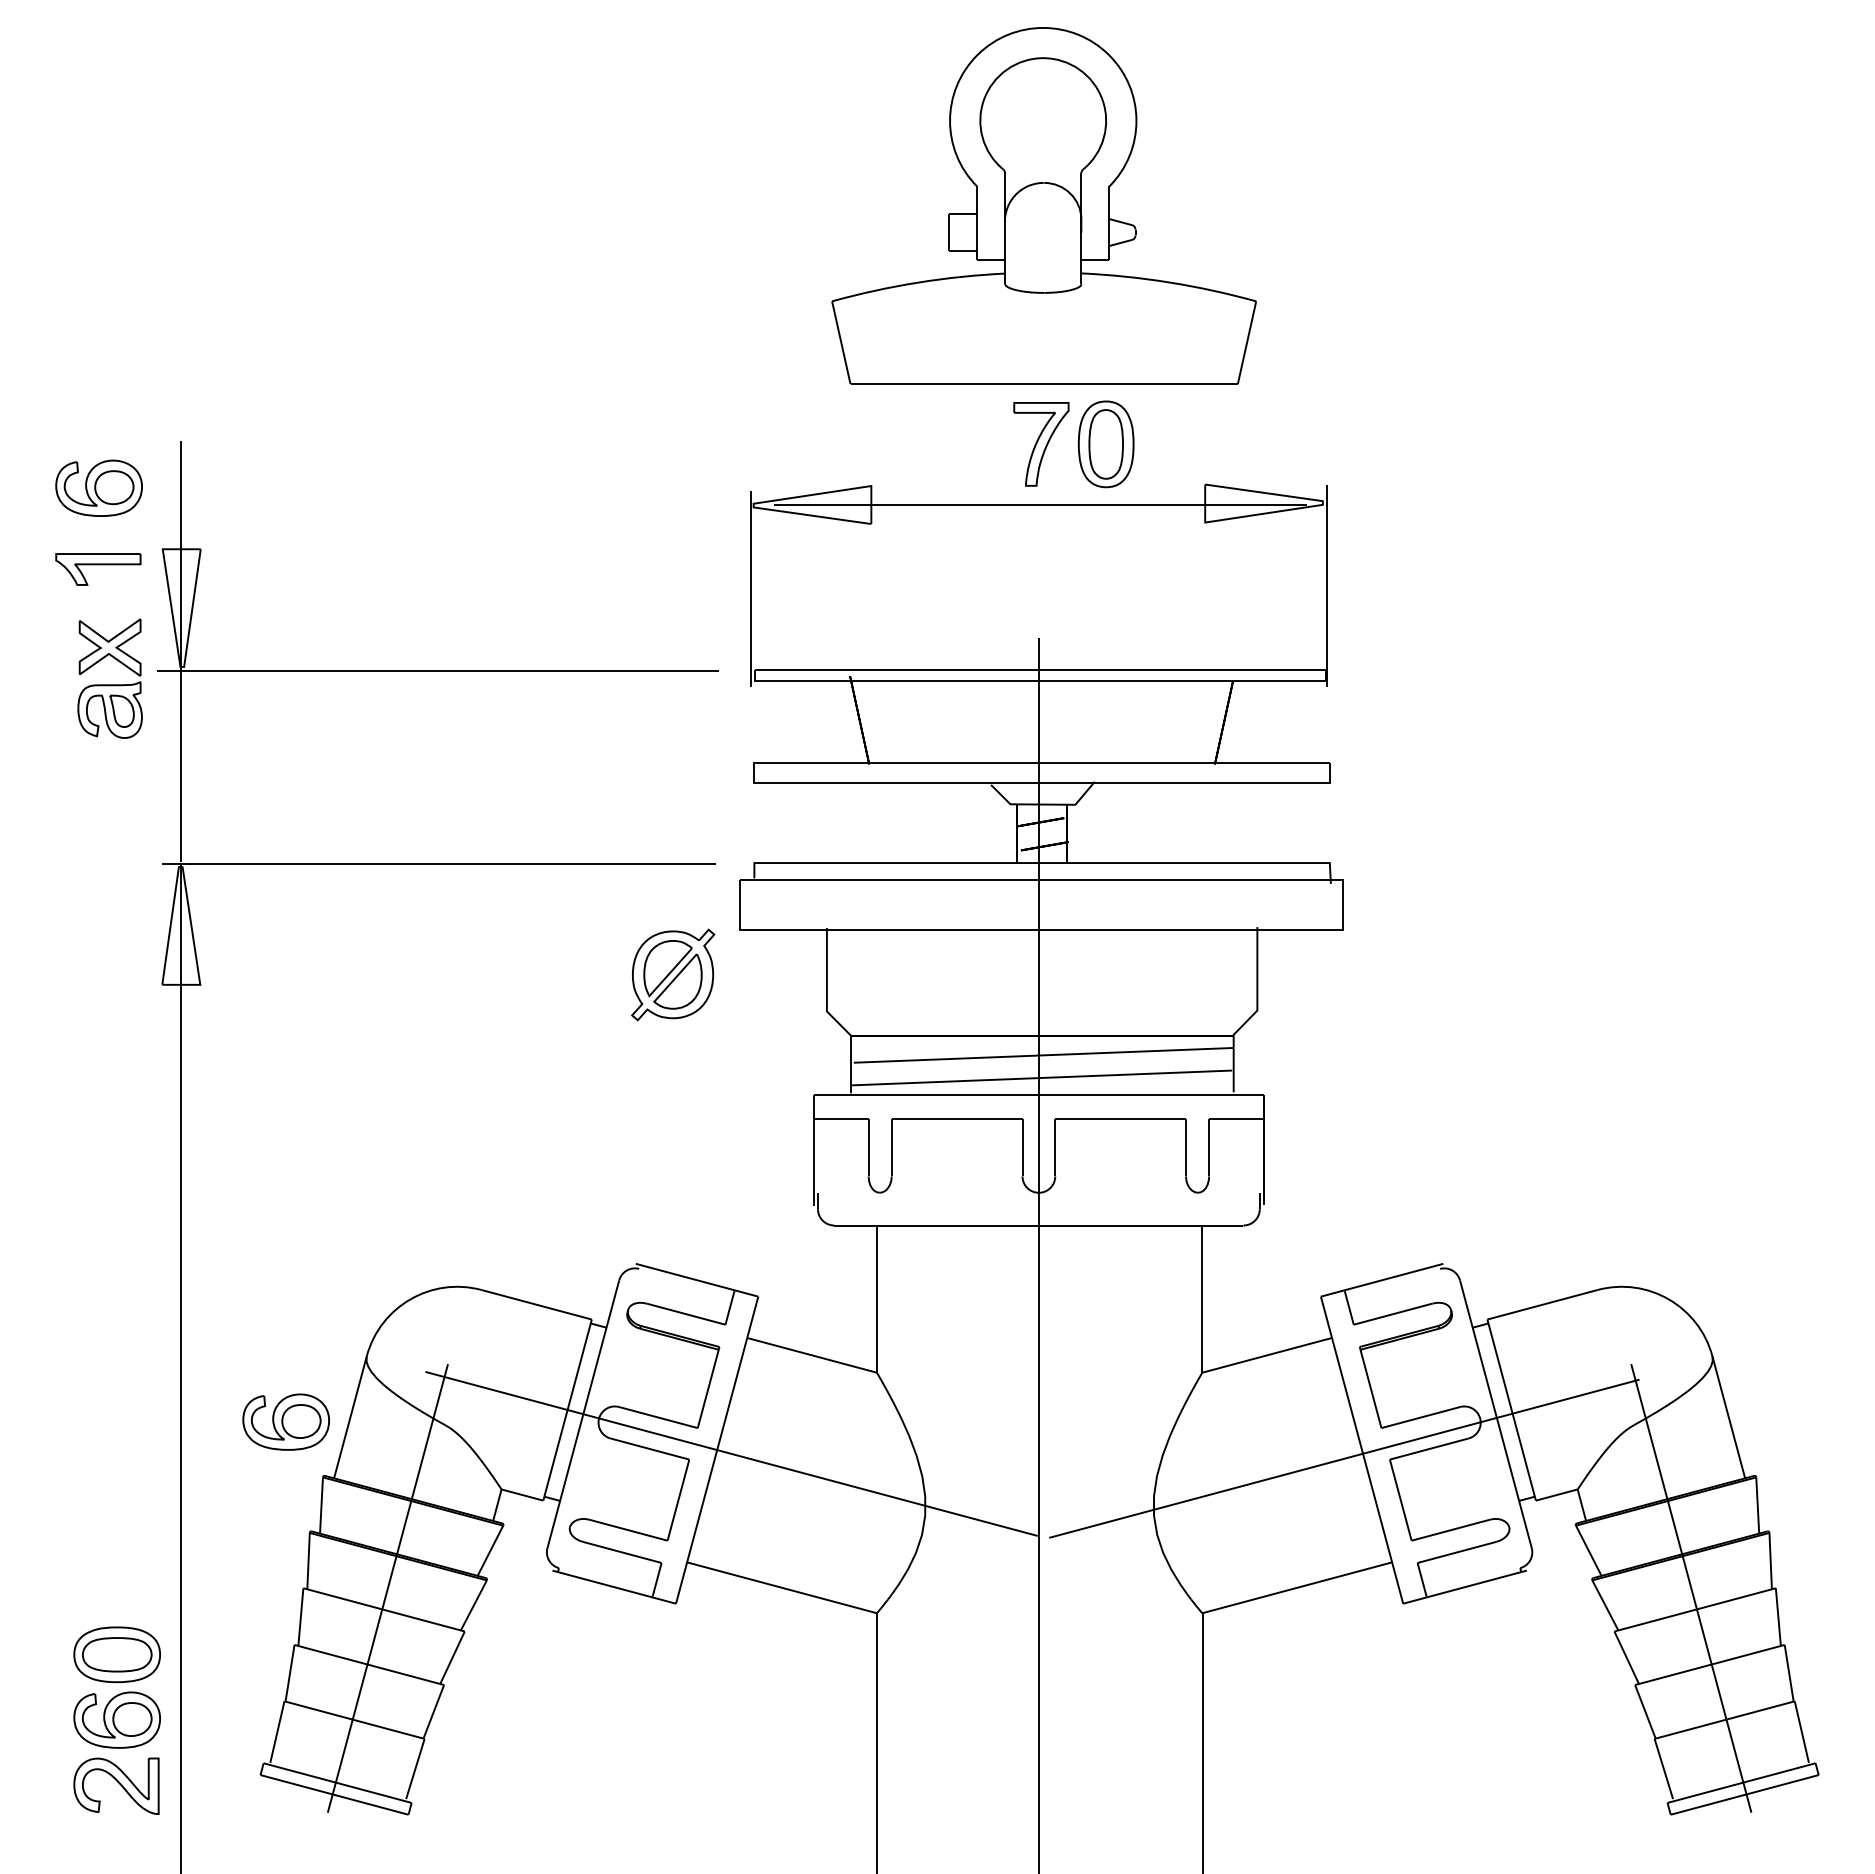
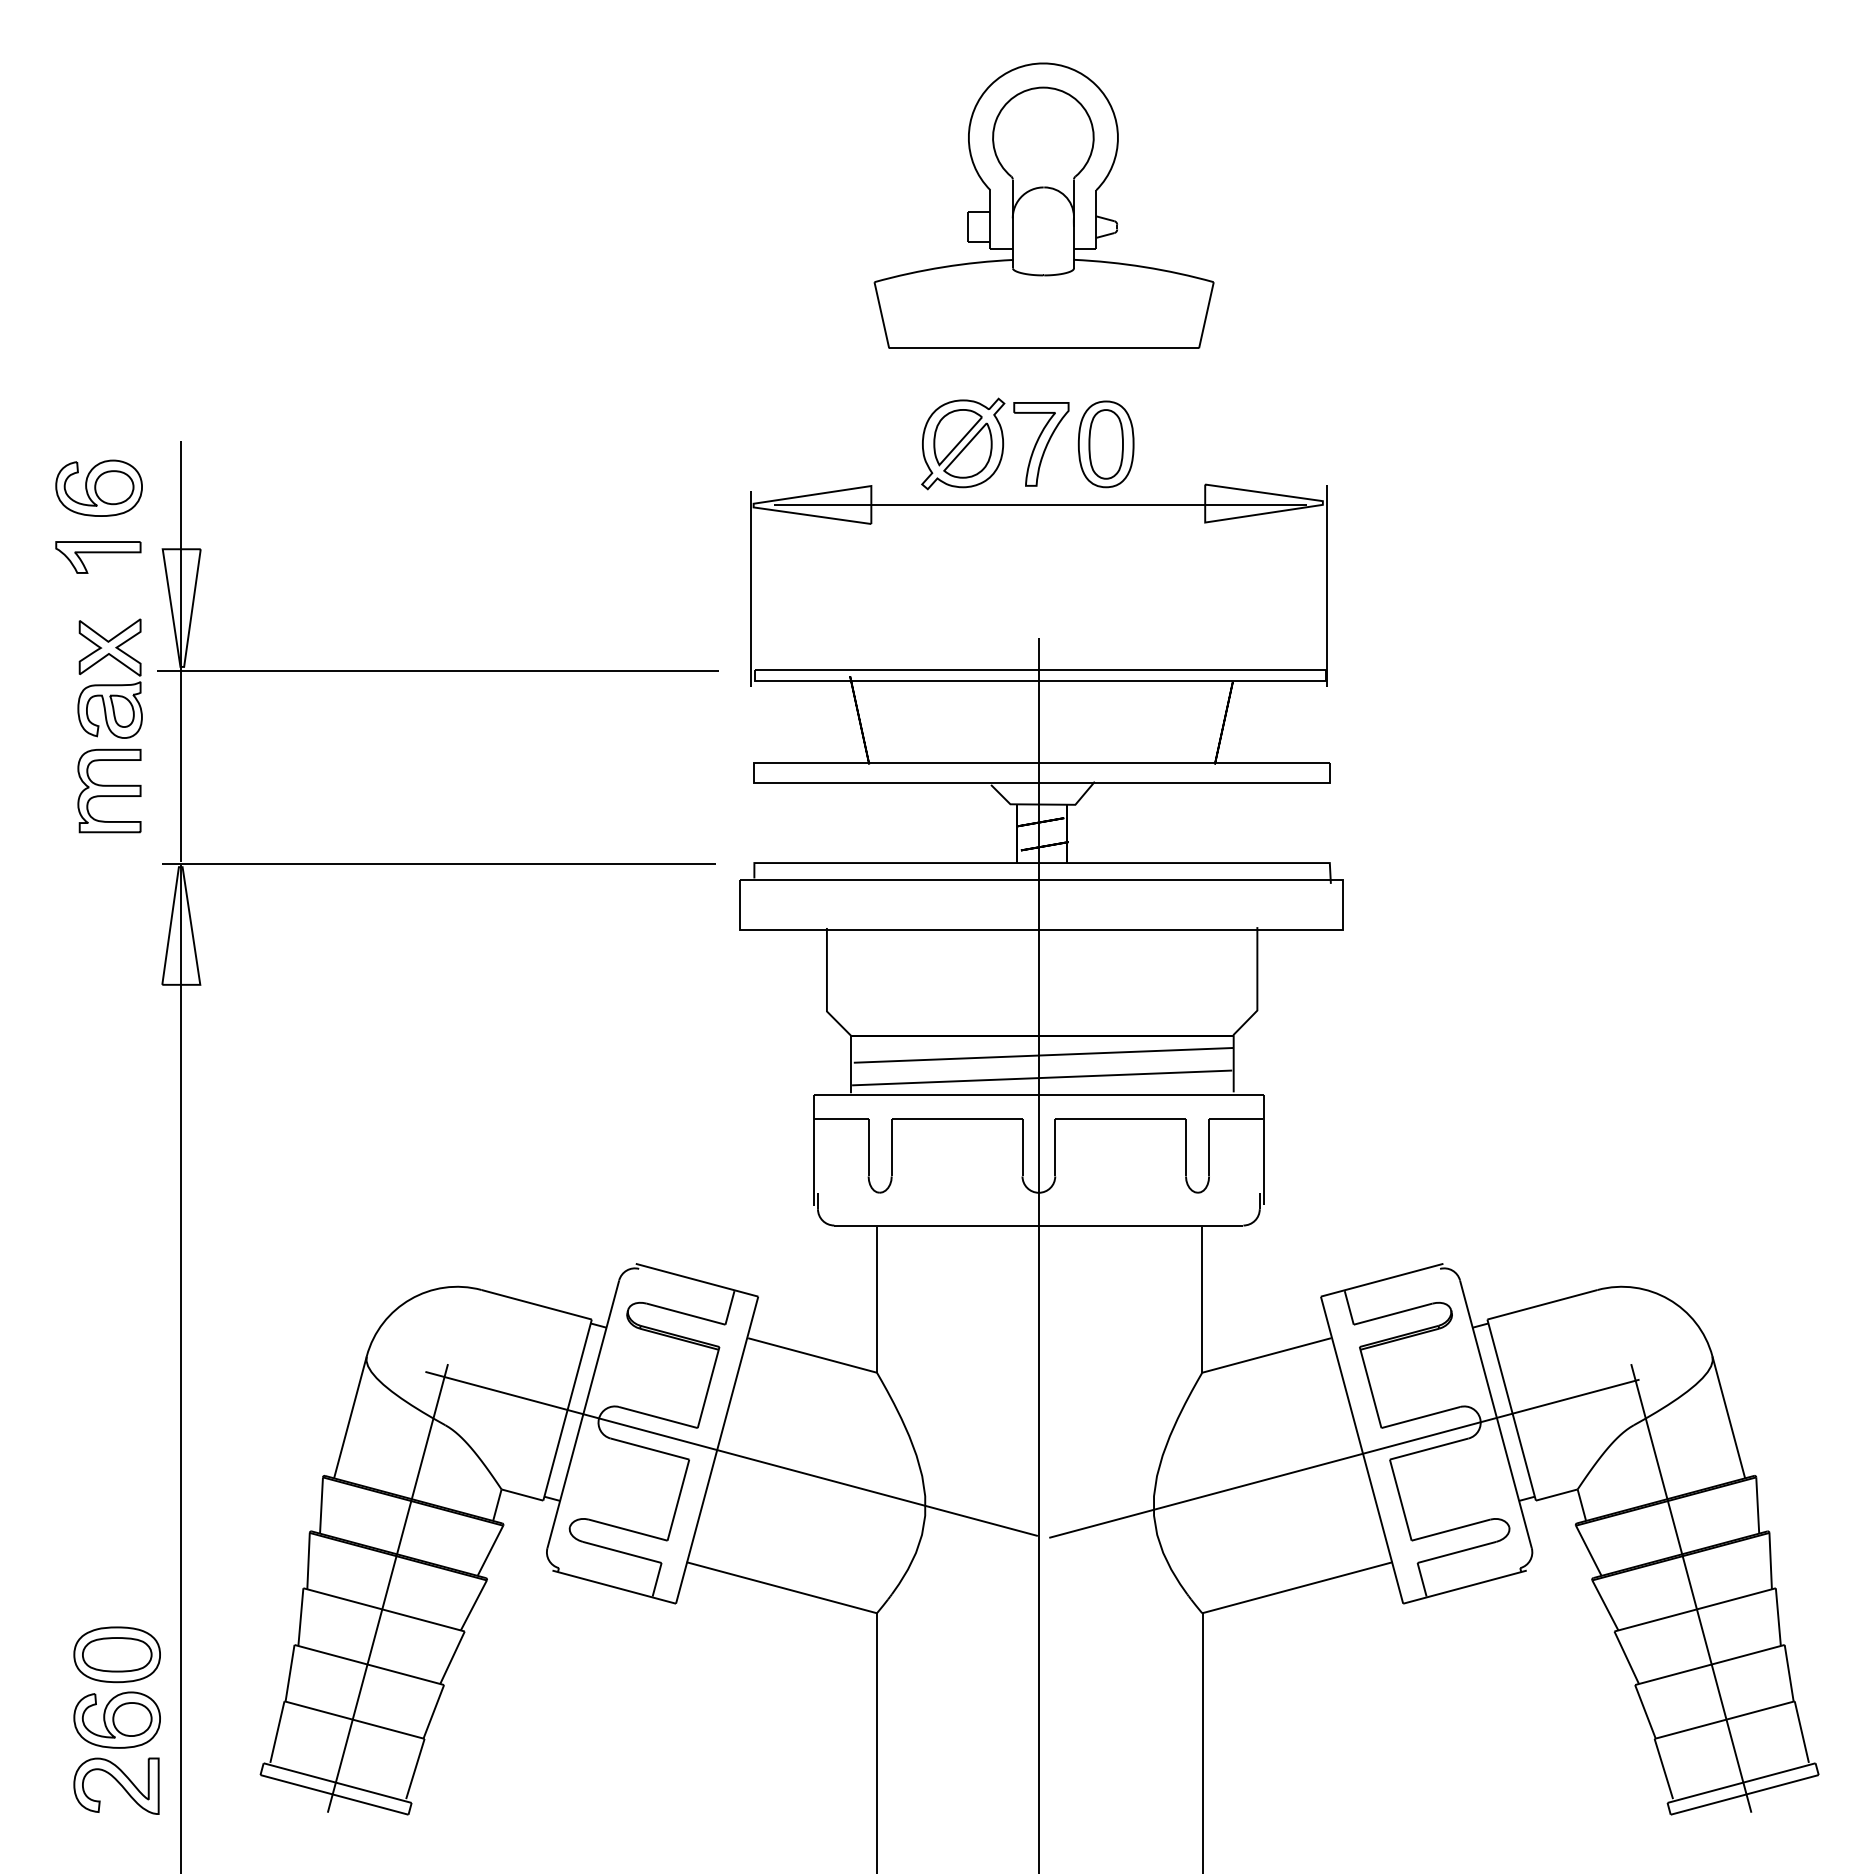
part size: 426x358 px -> 342x287 px (1043, 205)
part position: (98, 569) -> (98, 557) (98, 557)
part: none -> present (109, 790)
part position: (673, 974) -> (963, 443) (963, 443)
part: present -> none (285, 1421)
